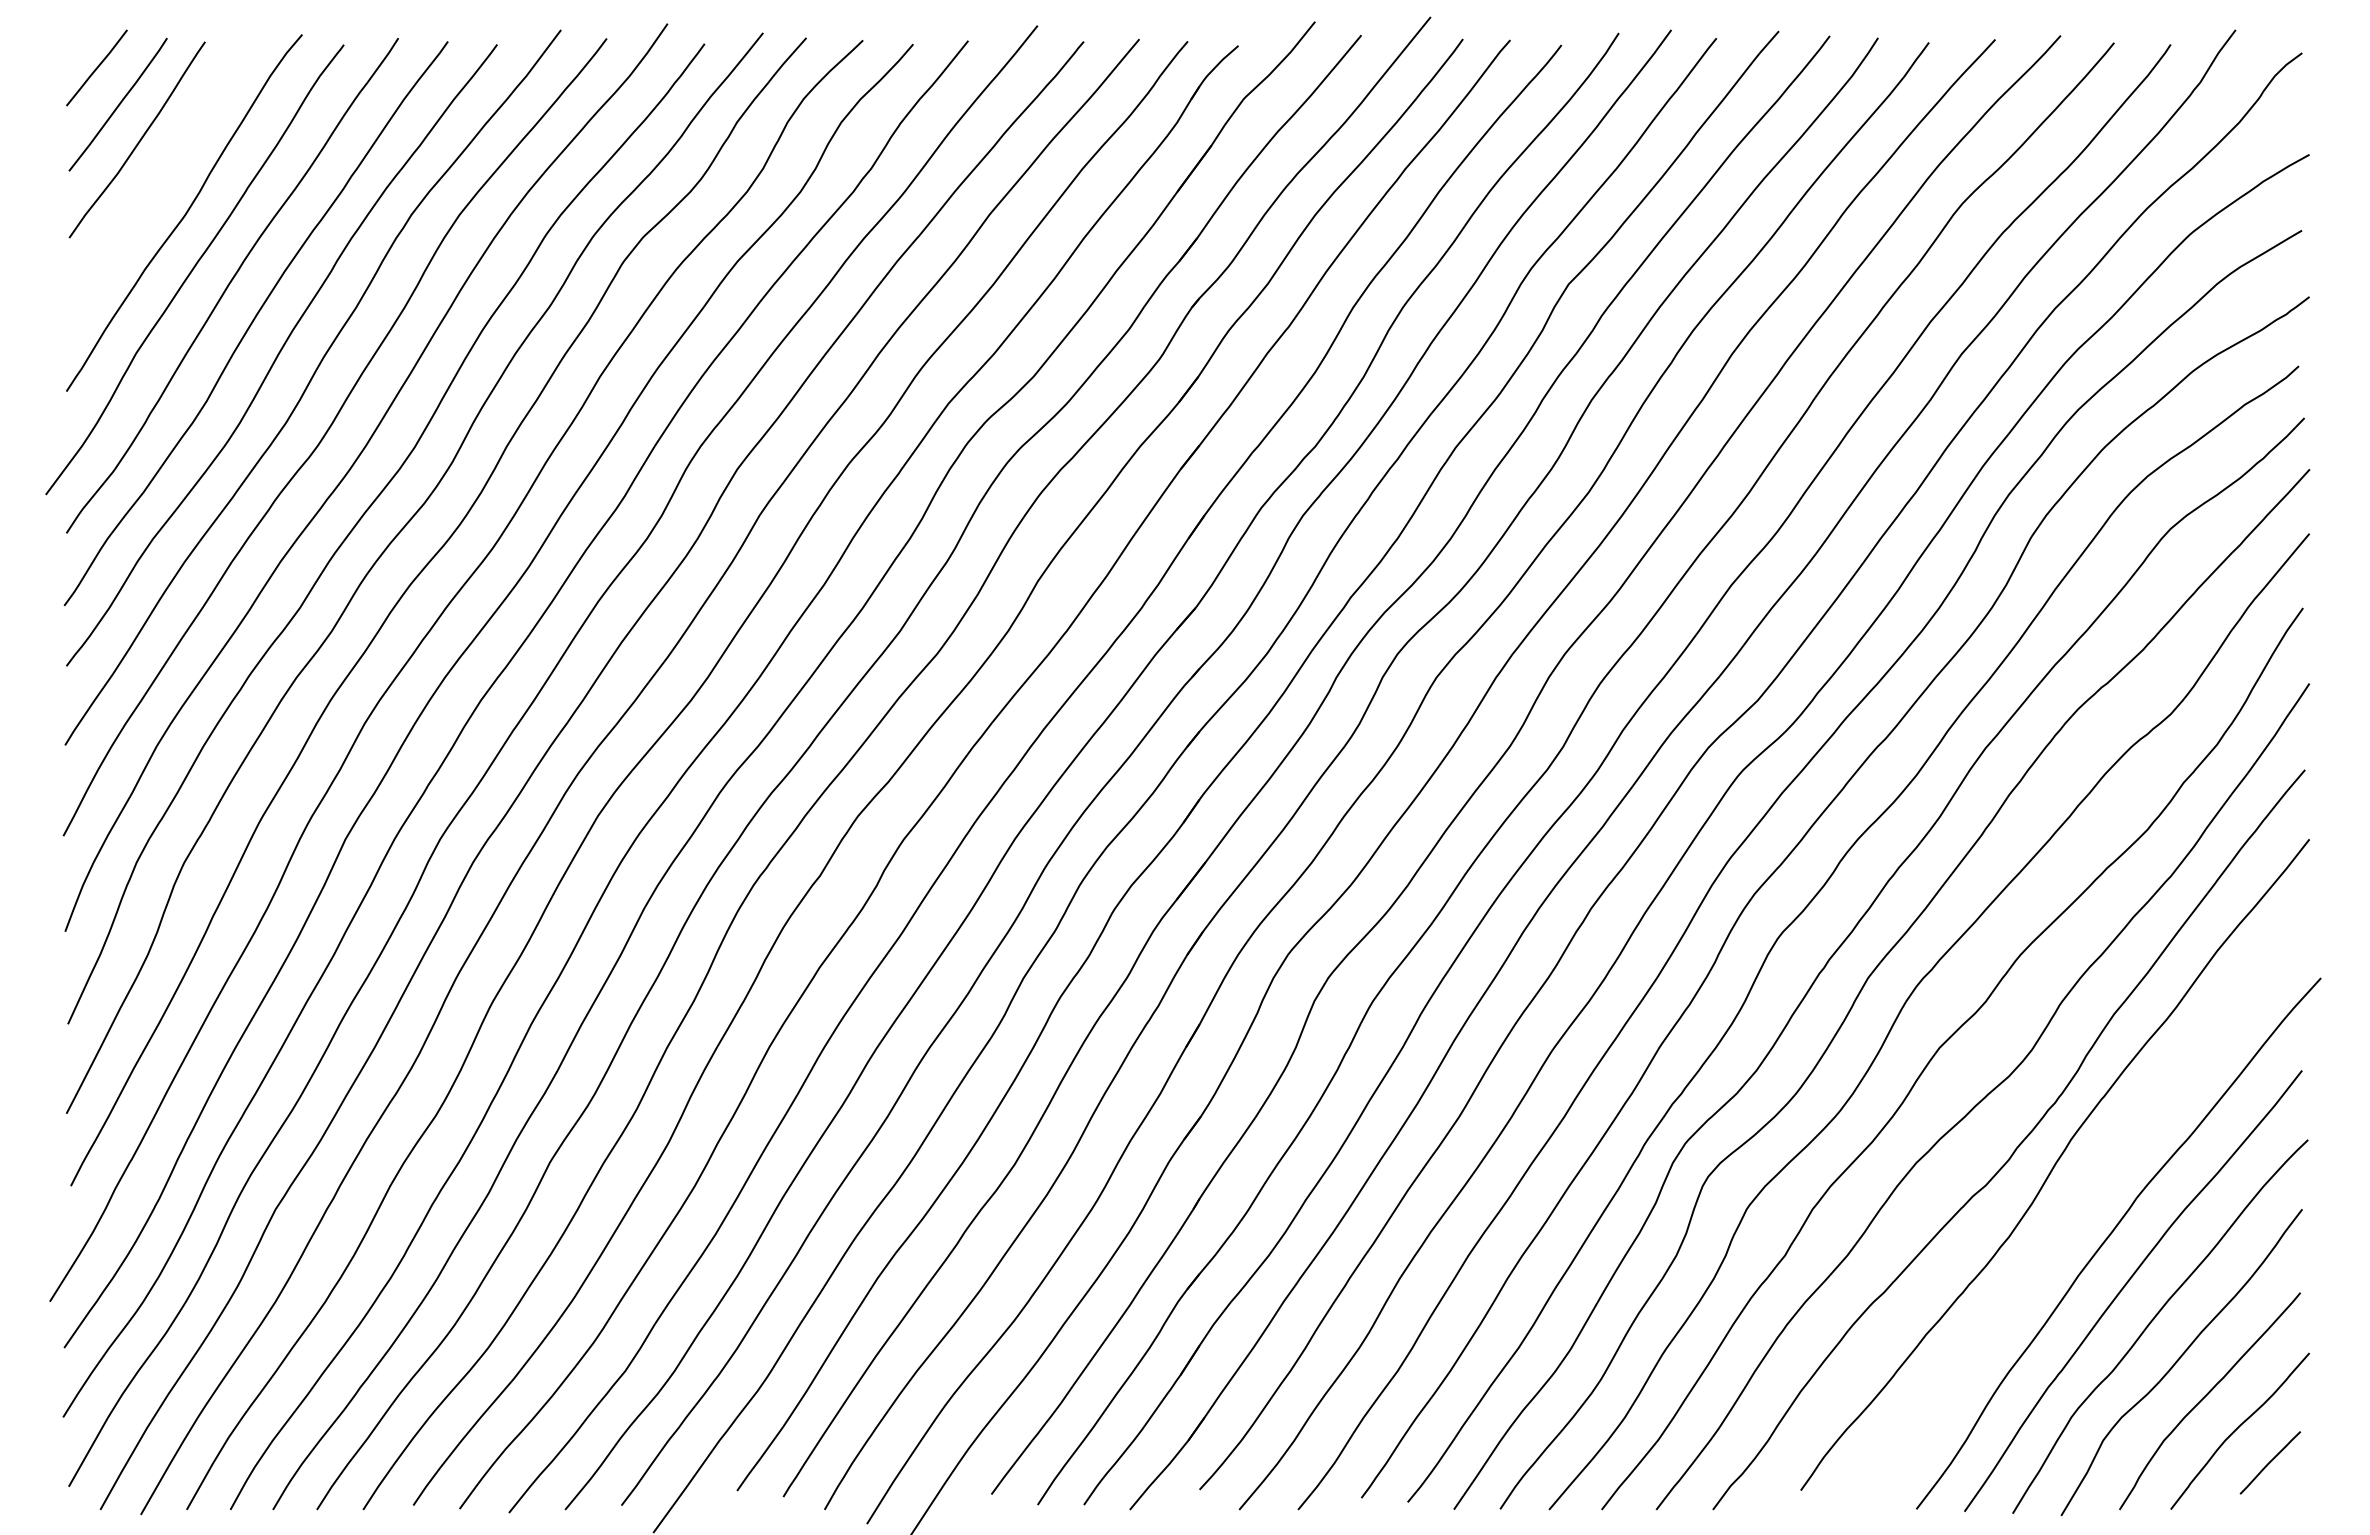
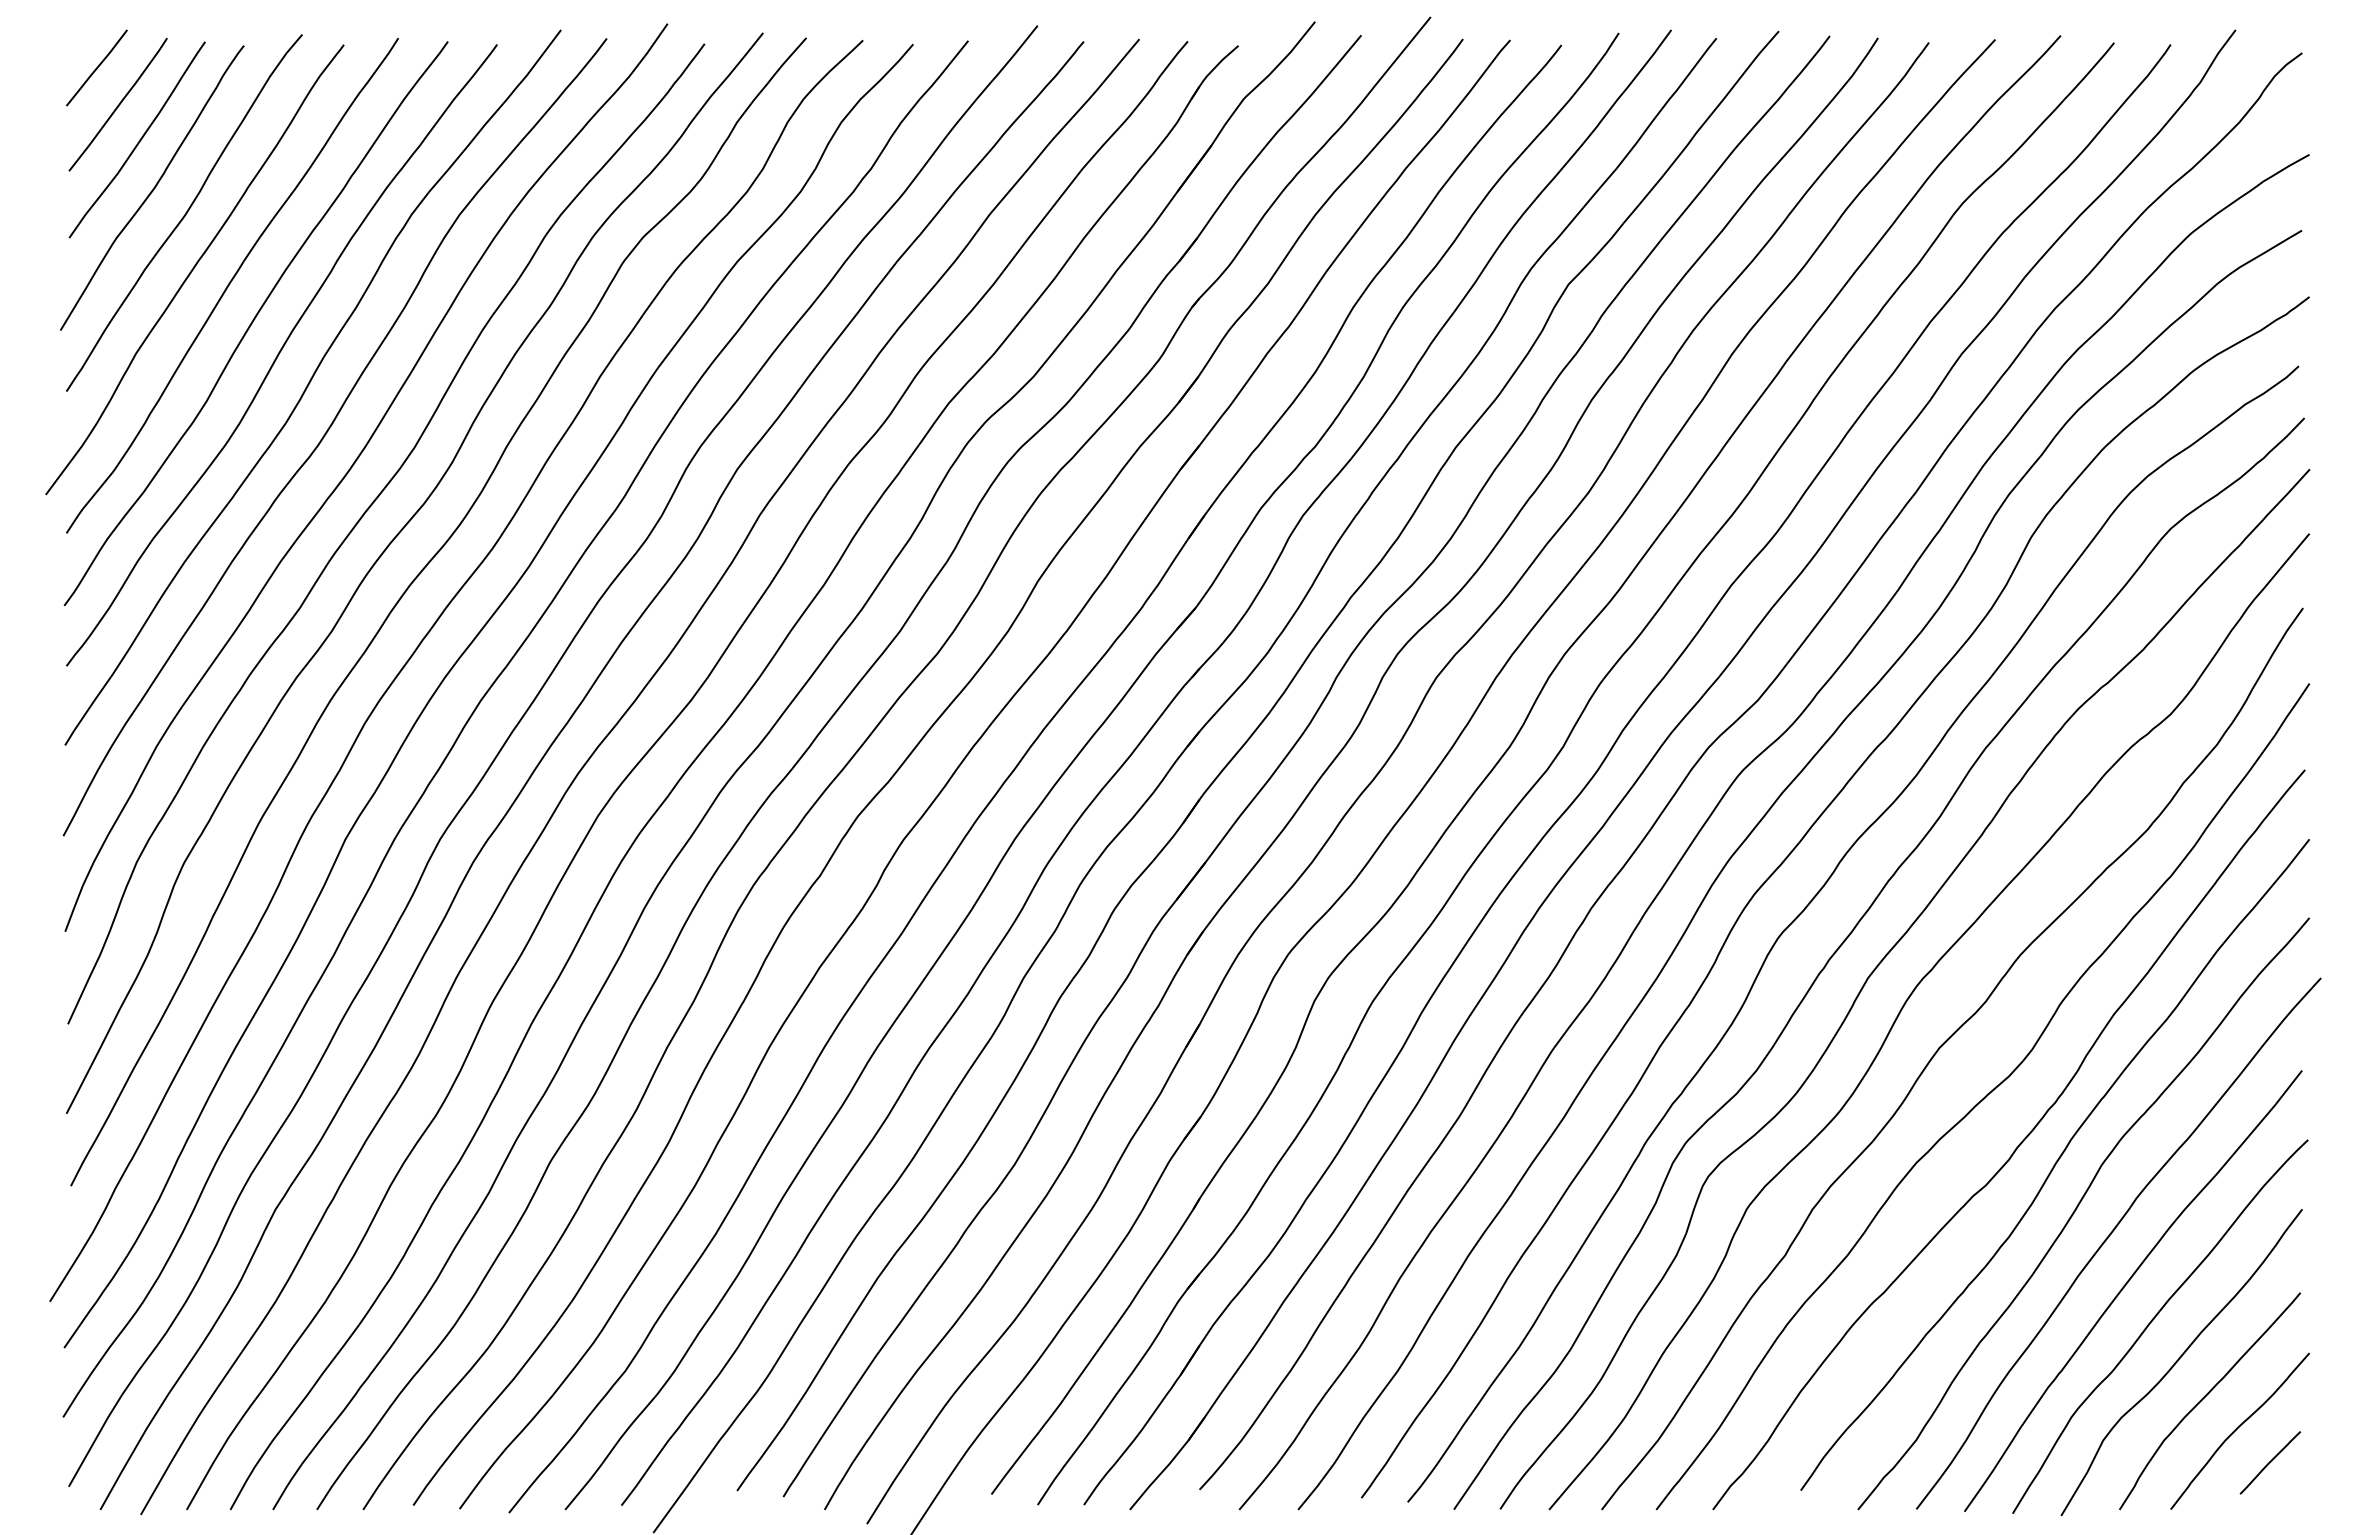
curve: none -> present (153, 187)
curve: none -> present (2076, 1210)
